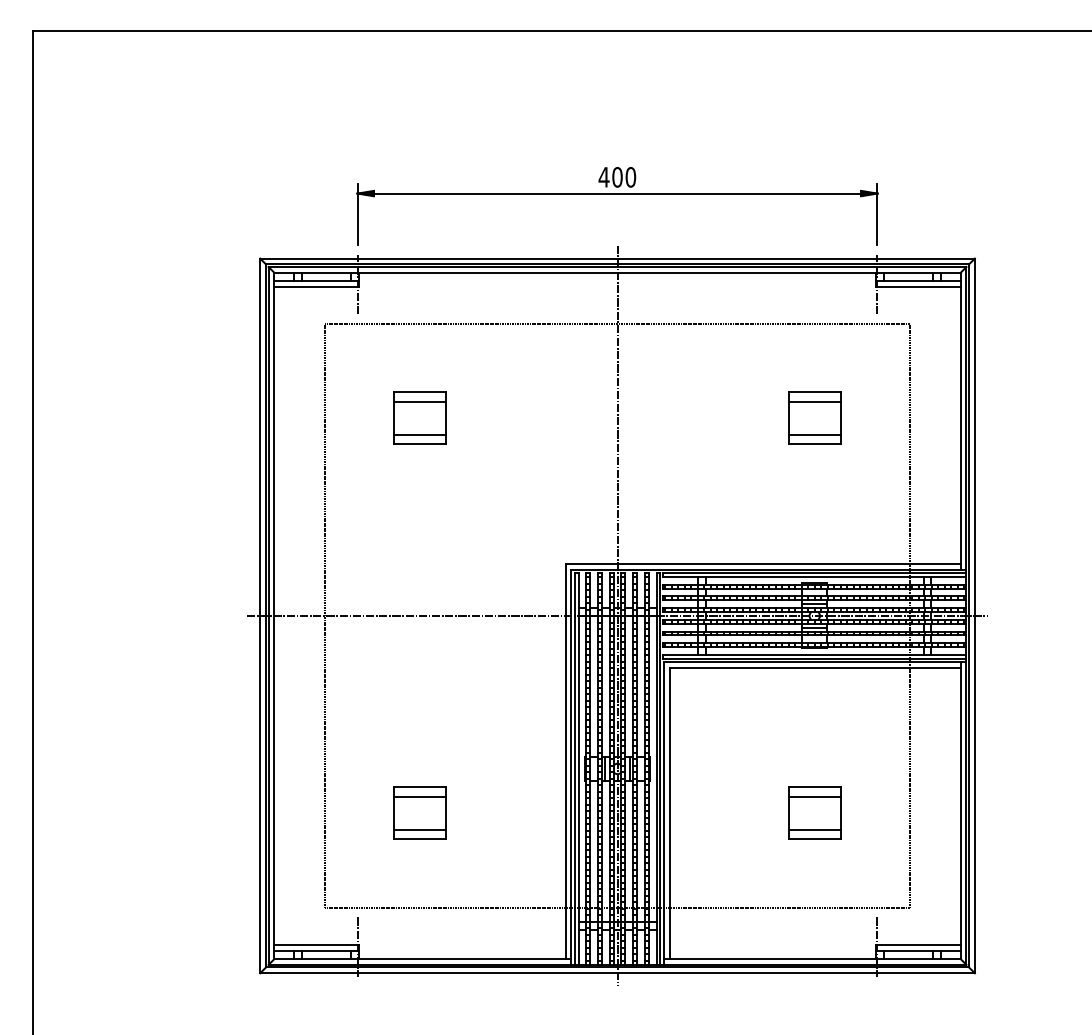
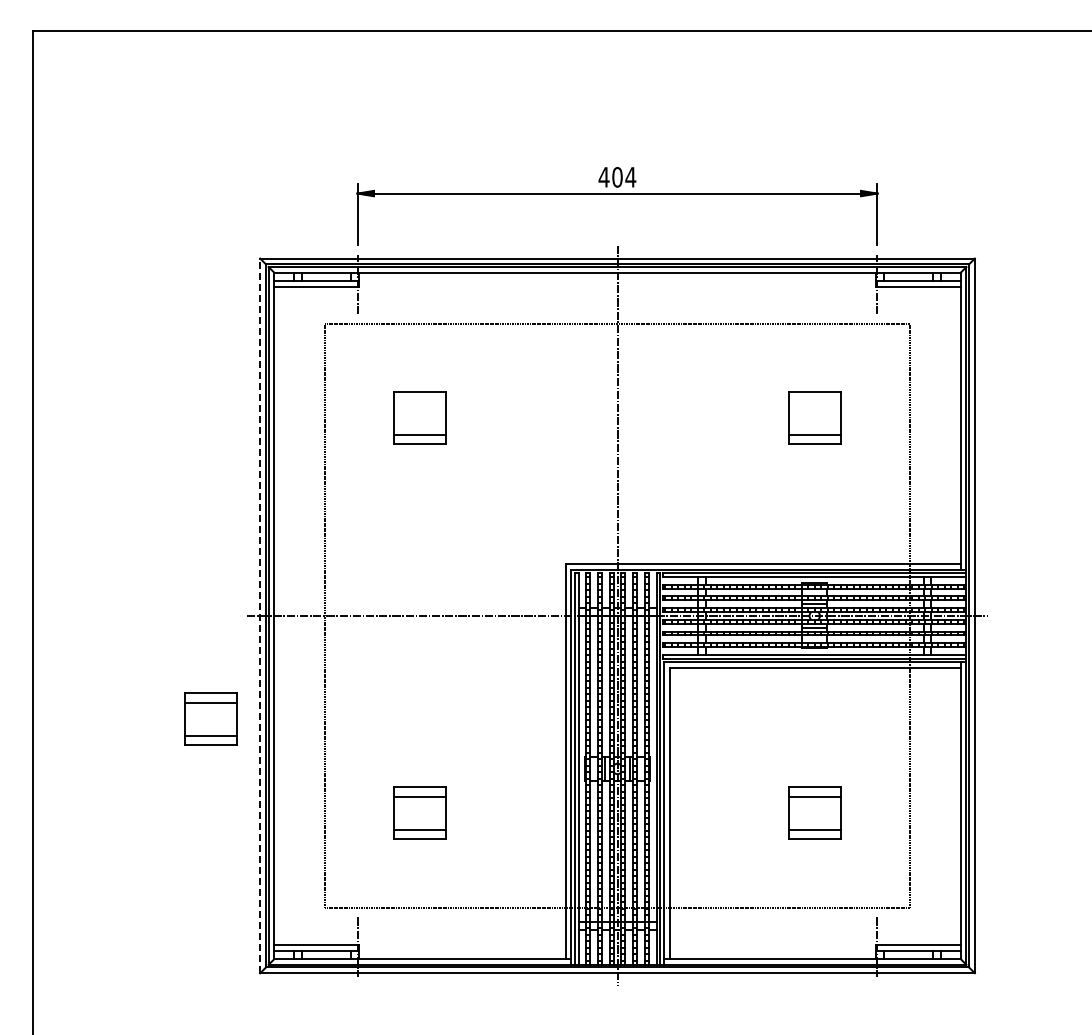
text: 400 -> 404 (630, 176)
line: present -> none (420, 402)
line: present -> none (815, 402)
line: solid -> dashed (260, 615)
part: none -> present (210, 718)
